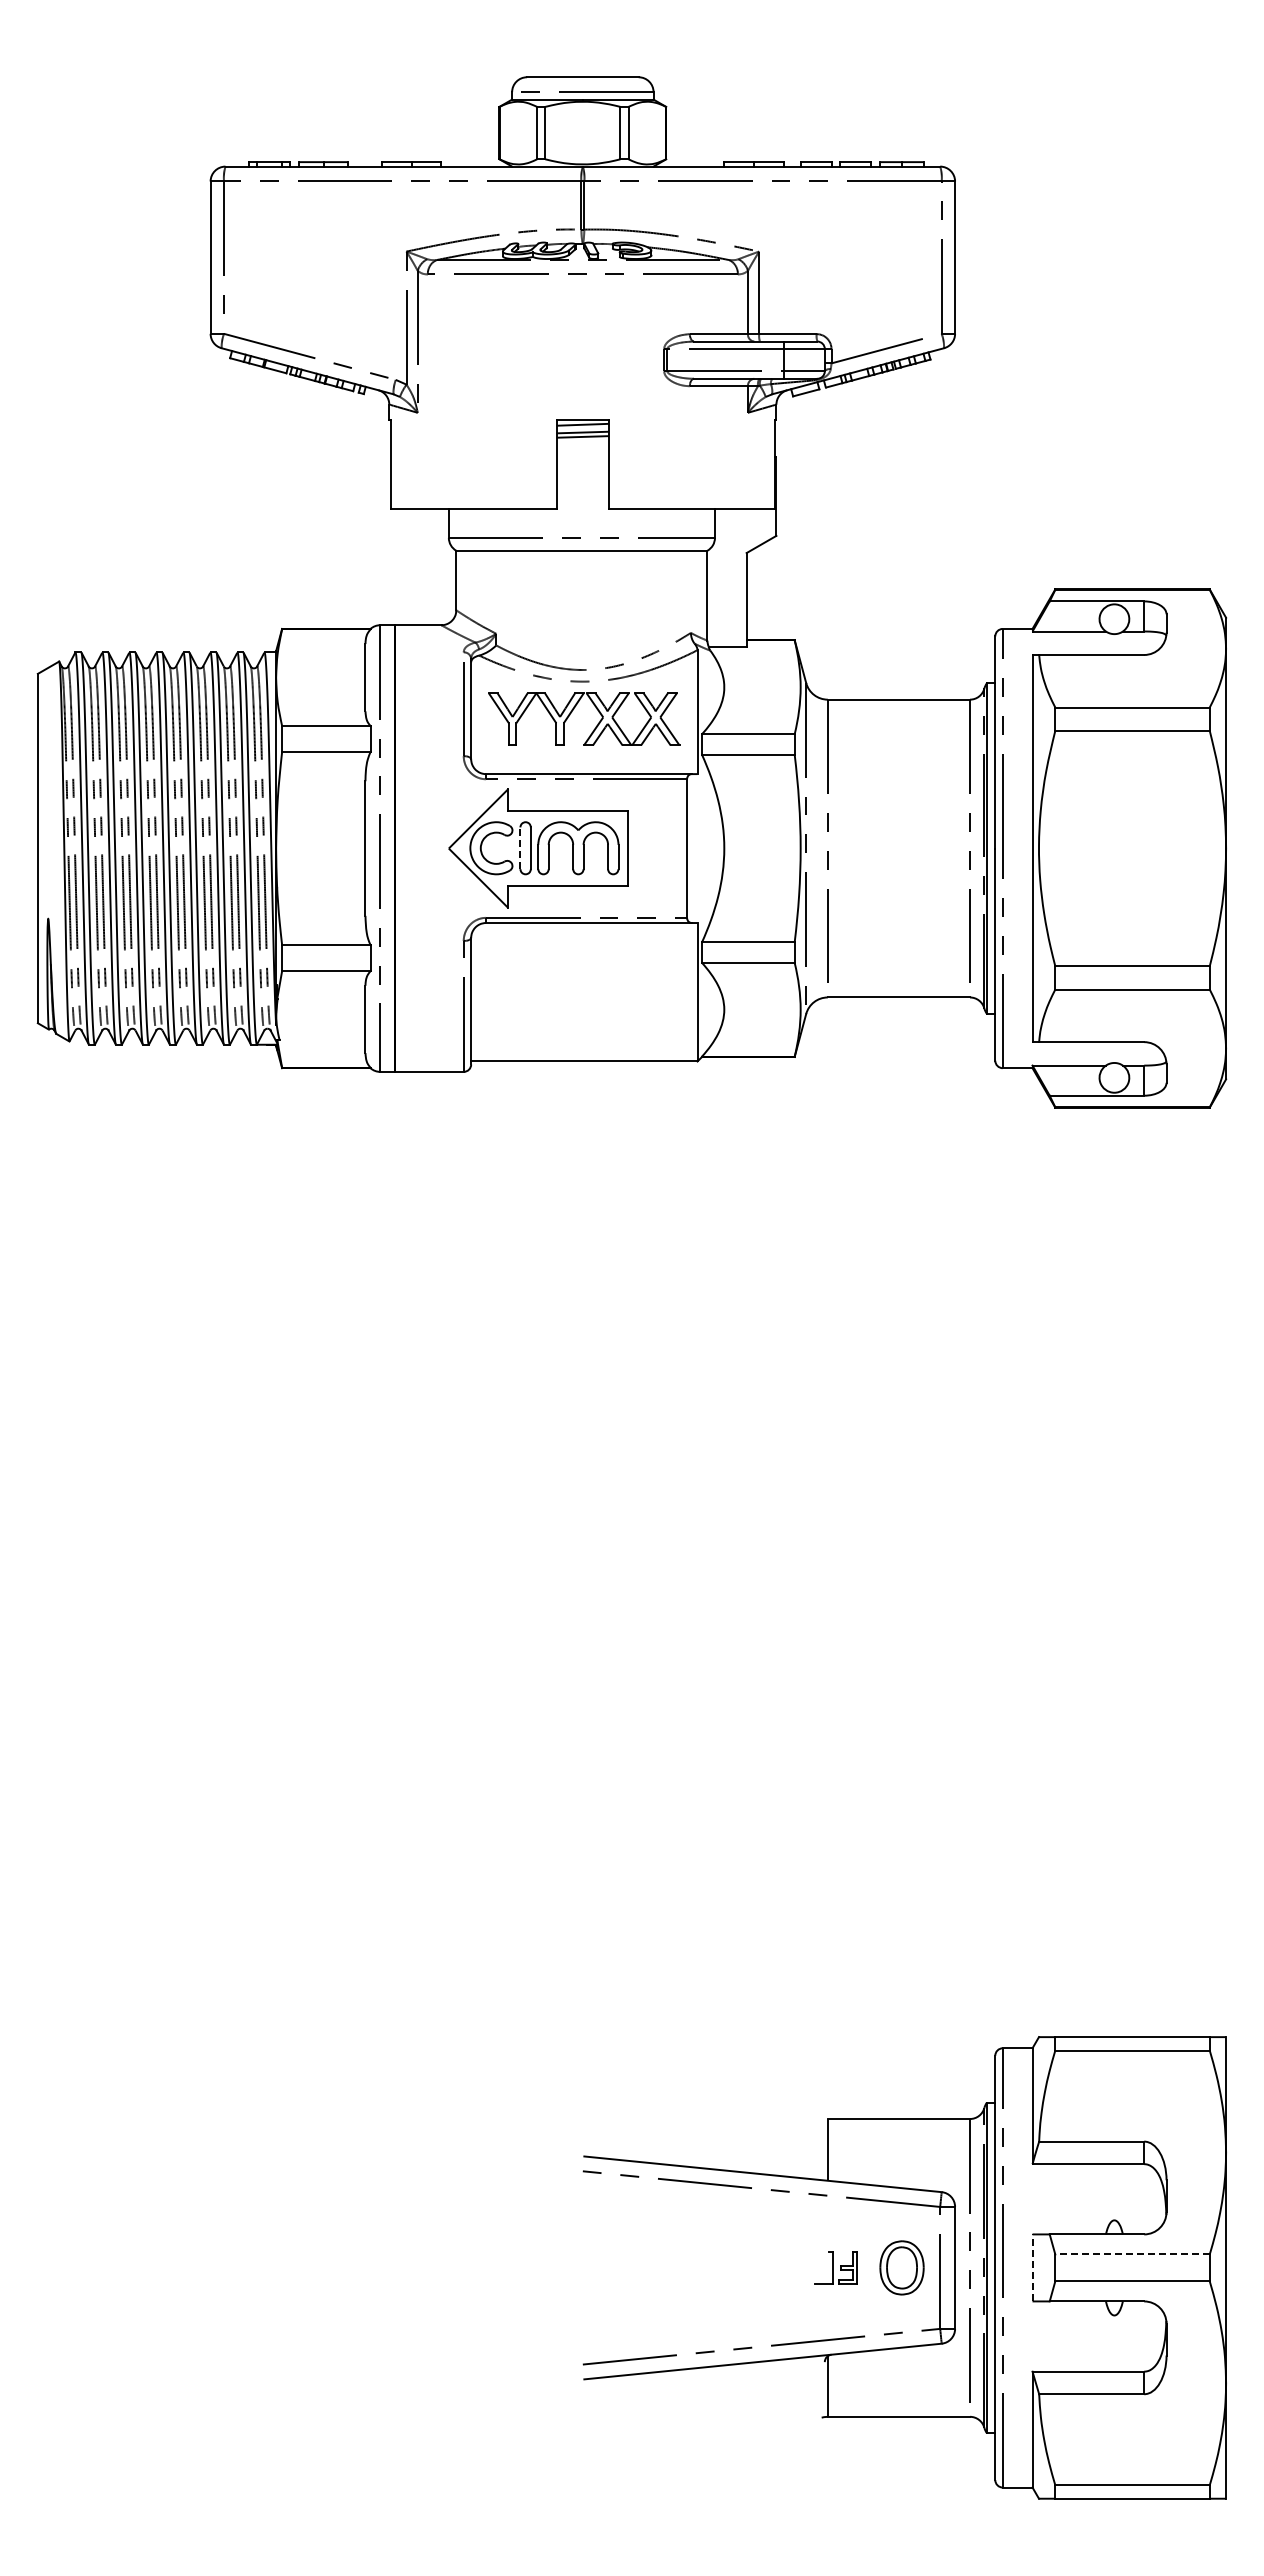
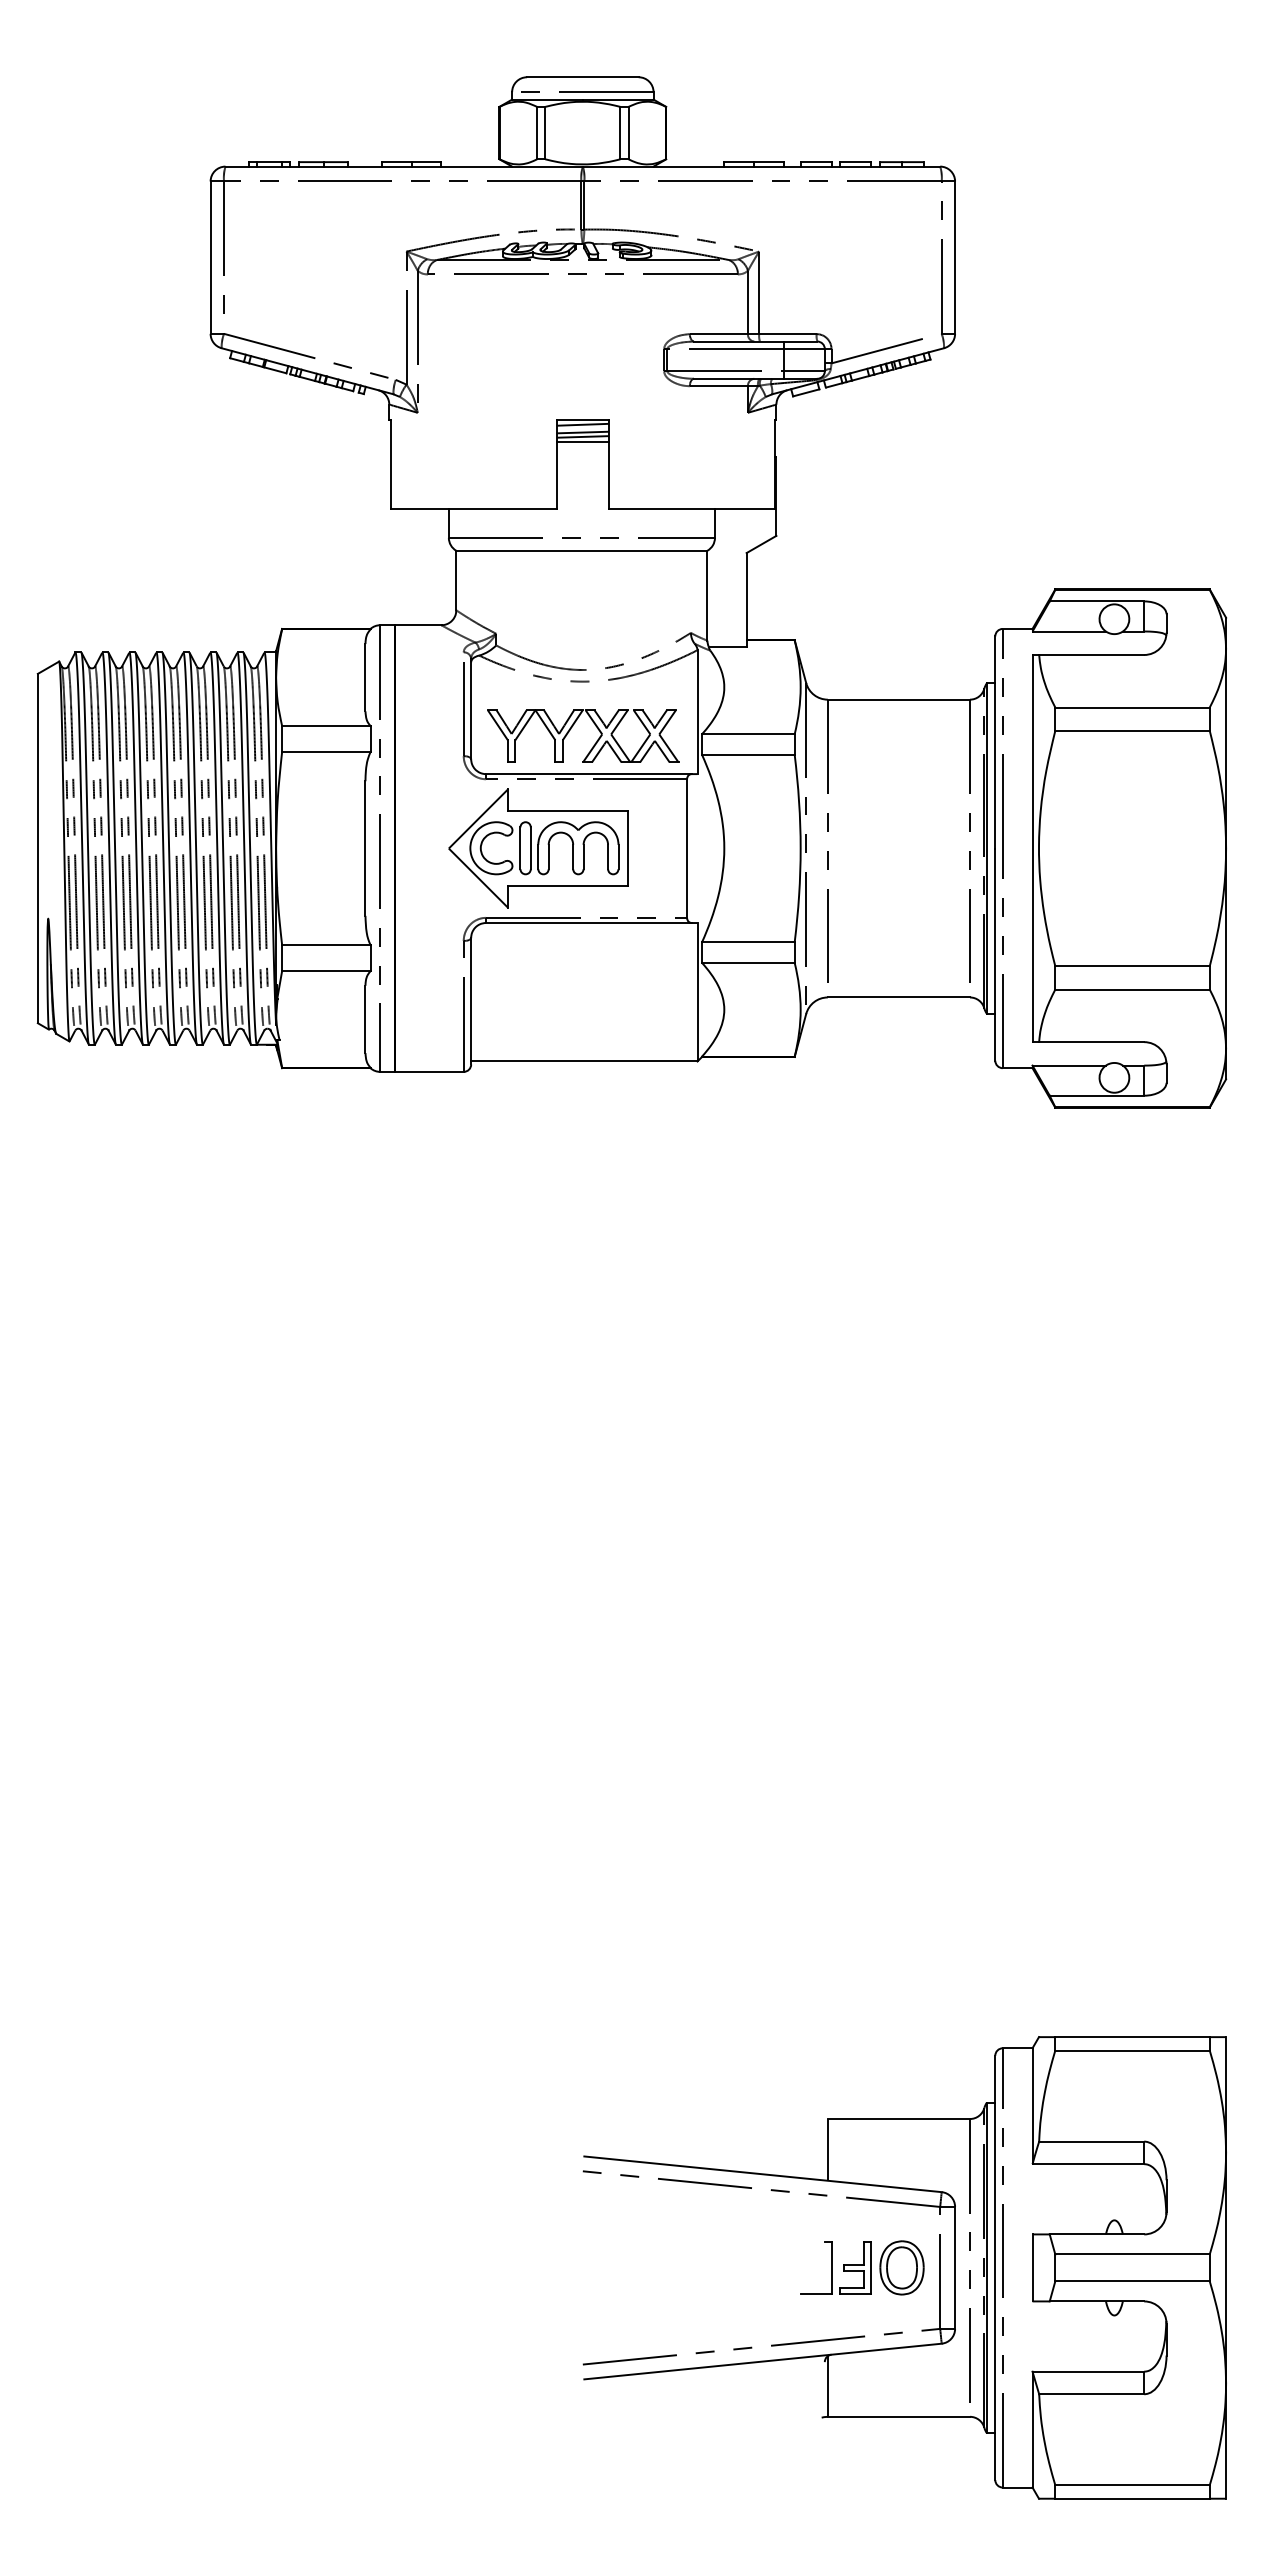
line: none -> present (582, 442)
part position: (572, 712) -> (571, 729) (571, 729)
line: dashed -> solid (520, 848)
line: dashed -> solid (1132, 2254)
part size: 44x34 px -> 72x54 px (835, 2267)
line: dashed -> solid (1032, 2267)
